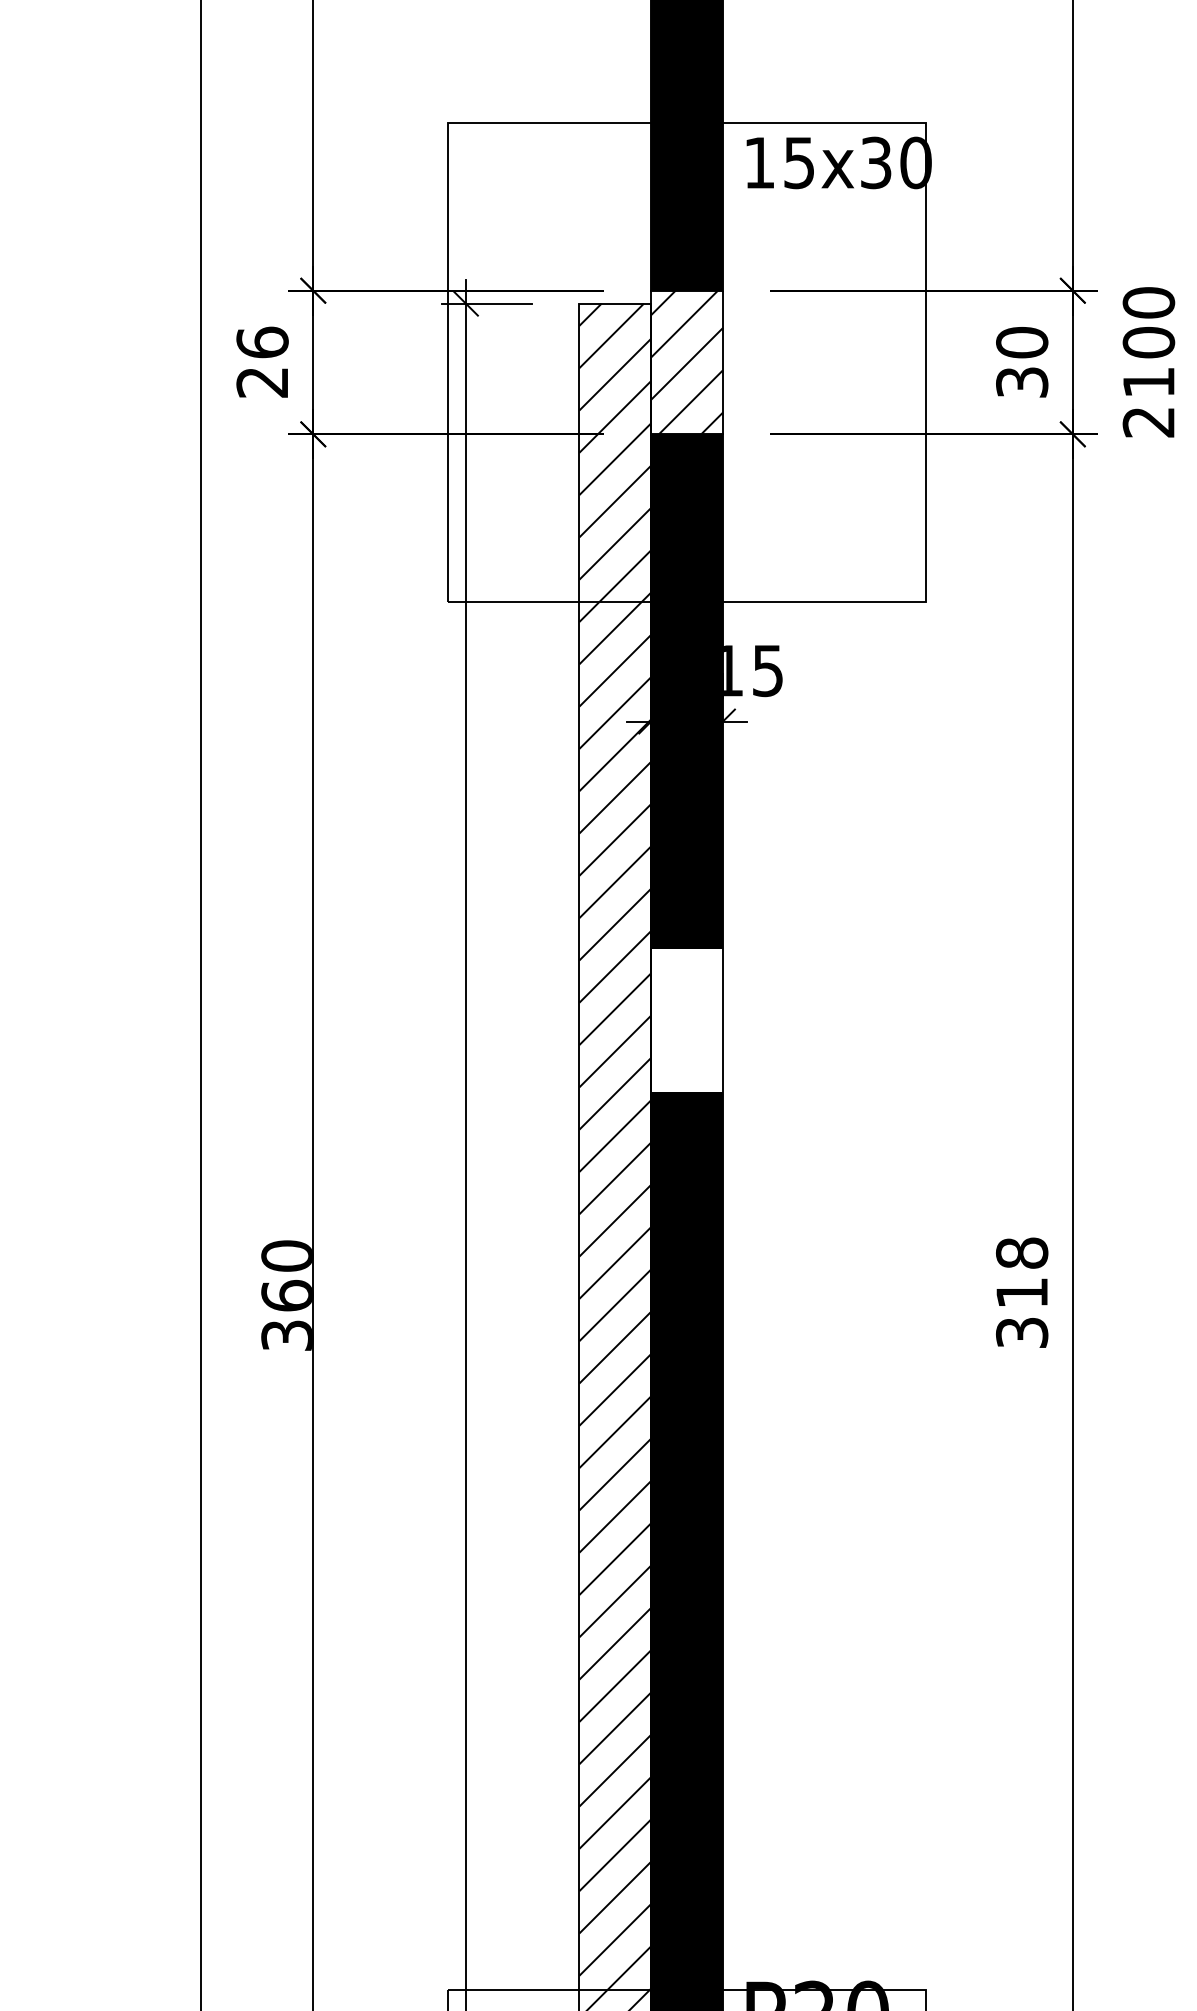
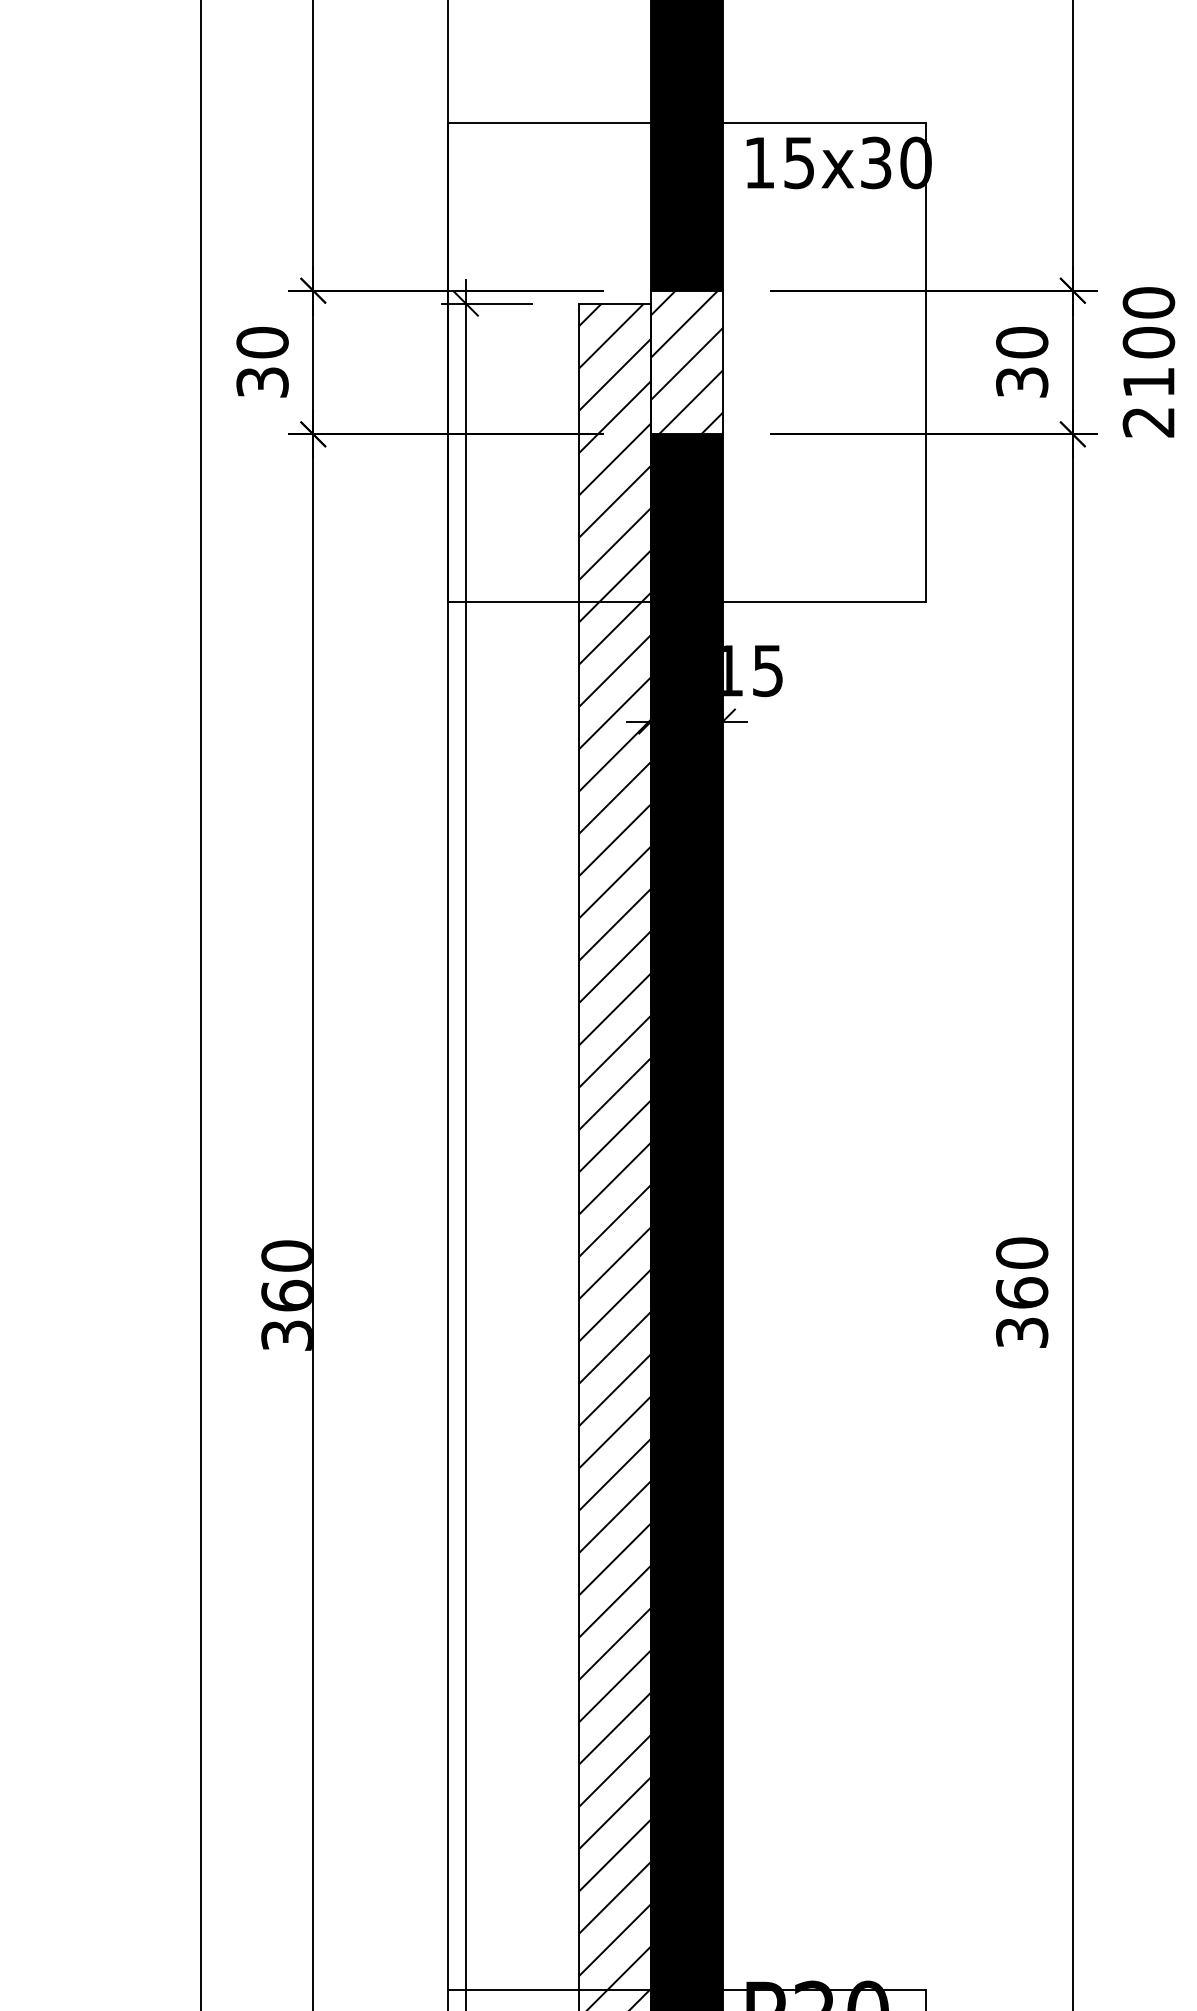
text: 26 -> 30 (262, 361)
line: none -> present (447, 995)
fill: none -> present (686, 1027)
text: 318 -> 360 (1021, 1272)
